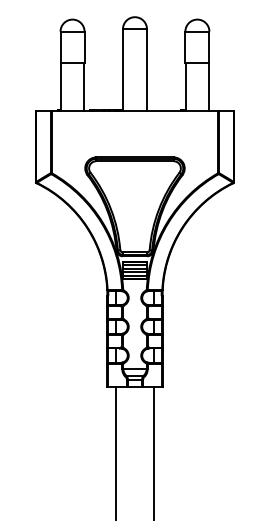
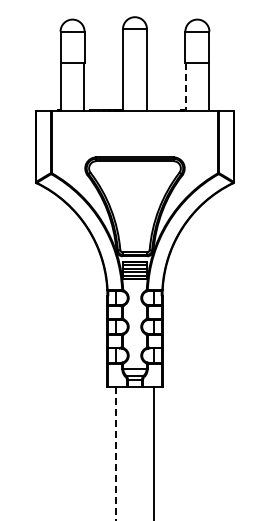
line: solid -> dashed (185, 87)
line: solid -> dashed (115, 453)
